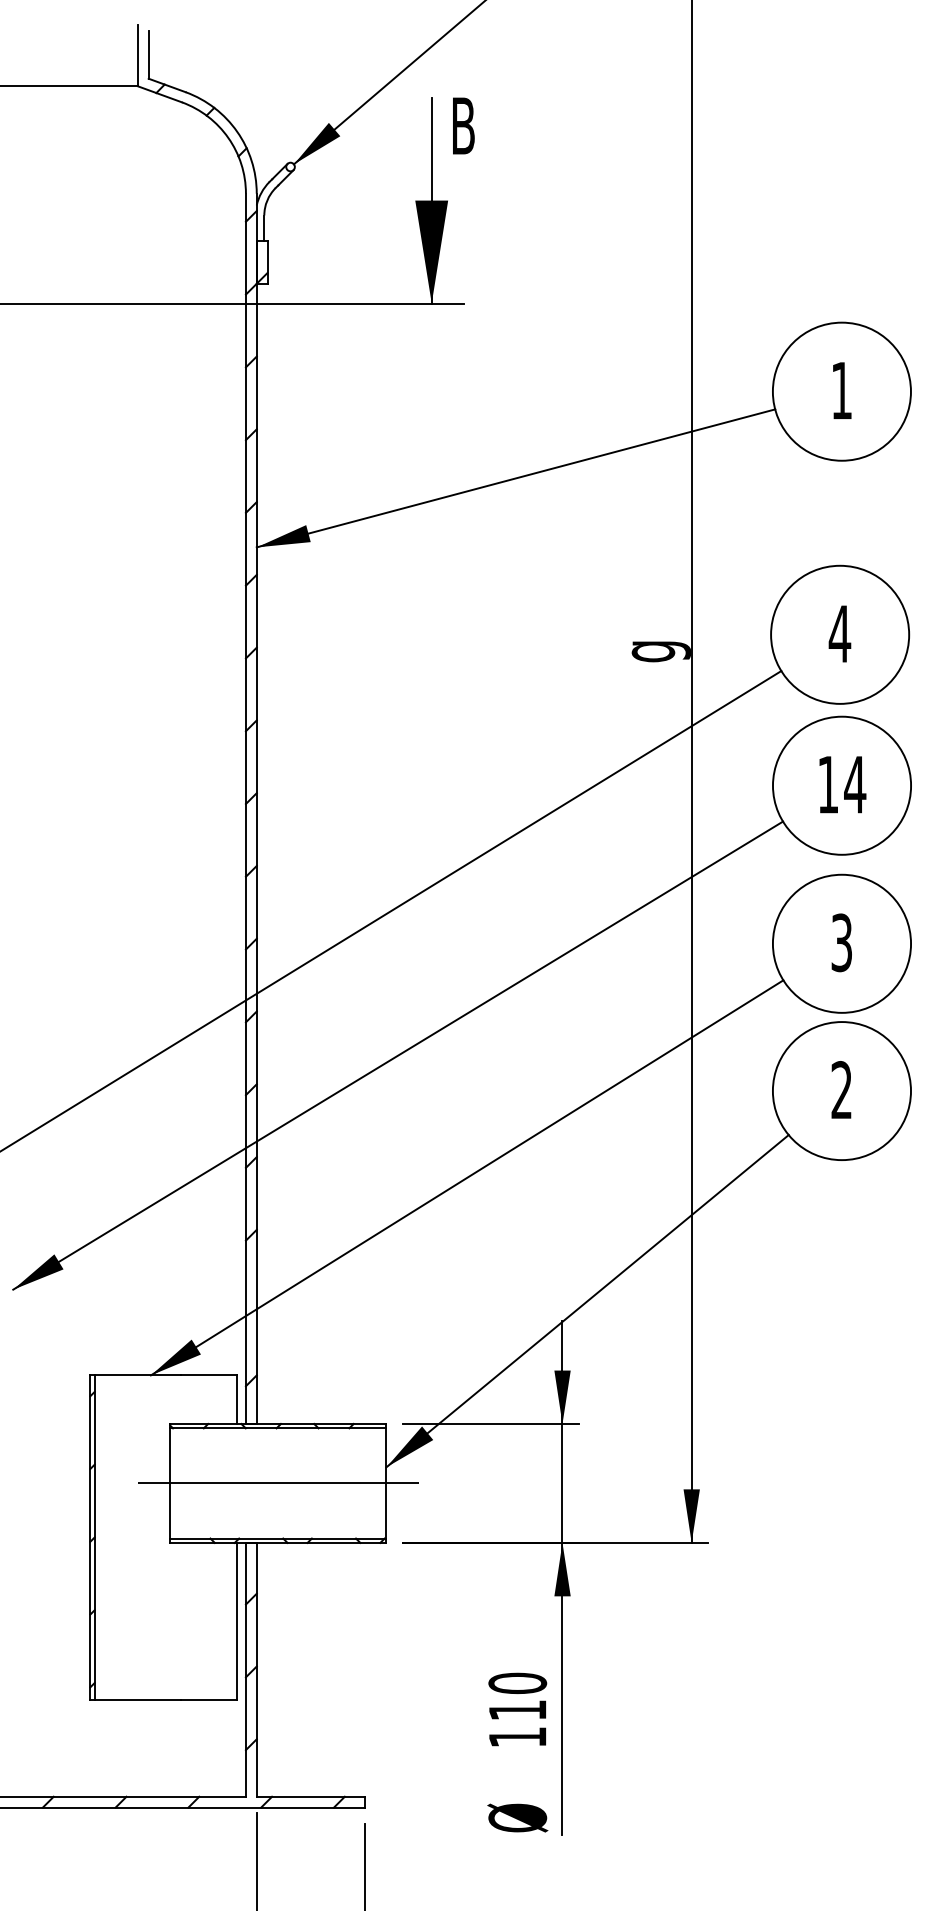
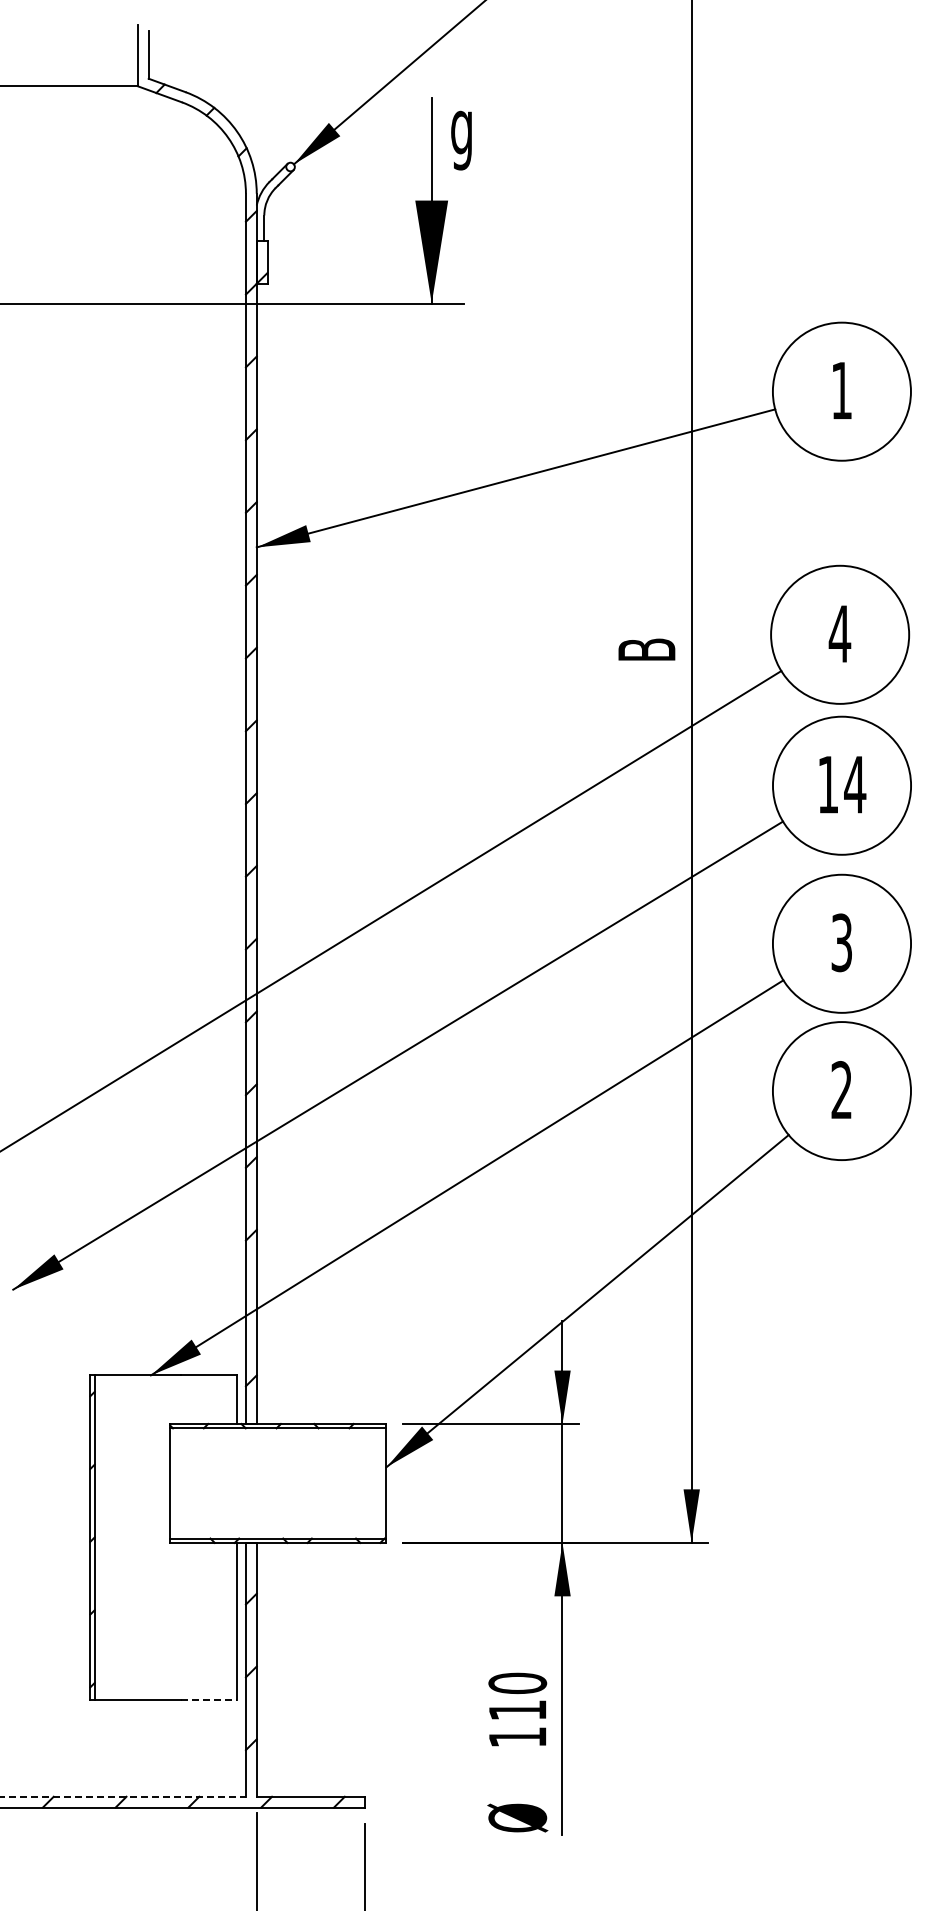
text: B -> g (462, 133)
text: g -> B (654, 650)
line: present -> none (277, 1483)
line: solid -> dashed (209, 1699)
line: solid -> dashed (123, 1796)
